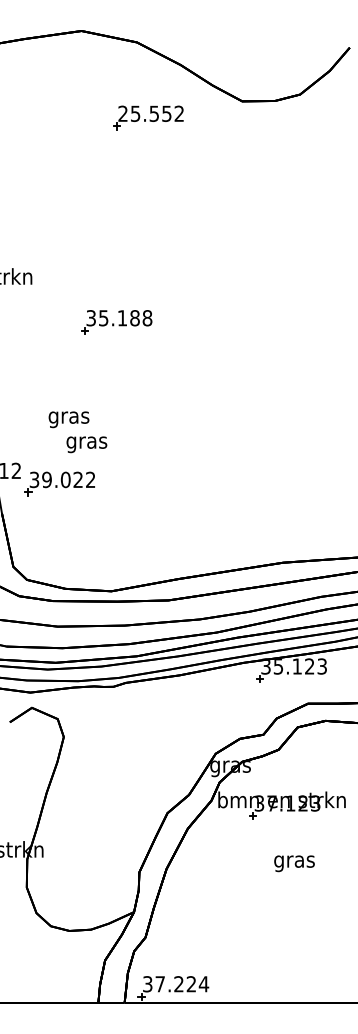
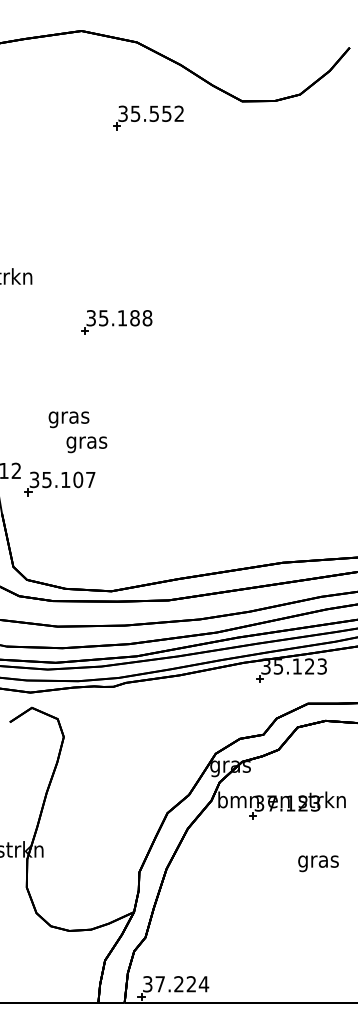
text: 25.552 -> 35.552 (122, 113)
text: 39.022 -> 35.107 (68, 479)
text position: (294, 863) -> (318, 863) (318, 863)
